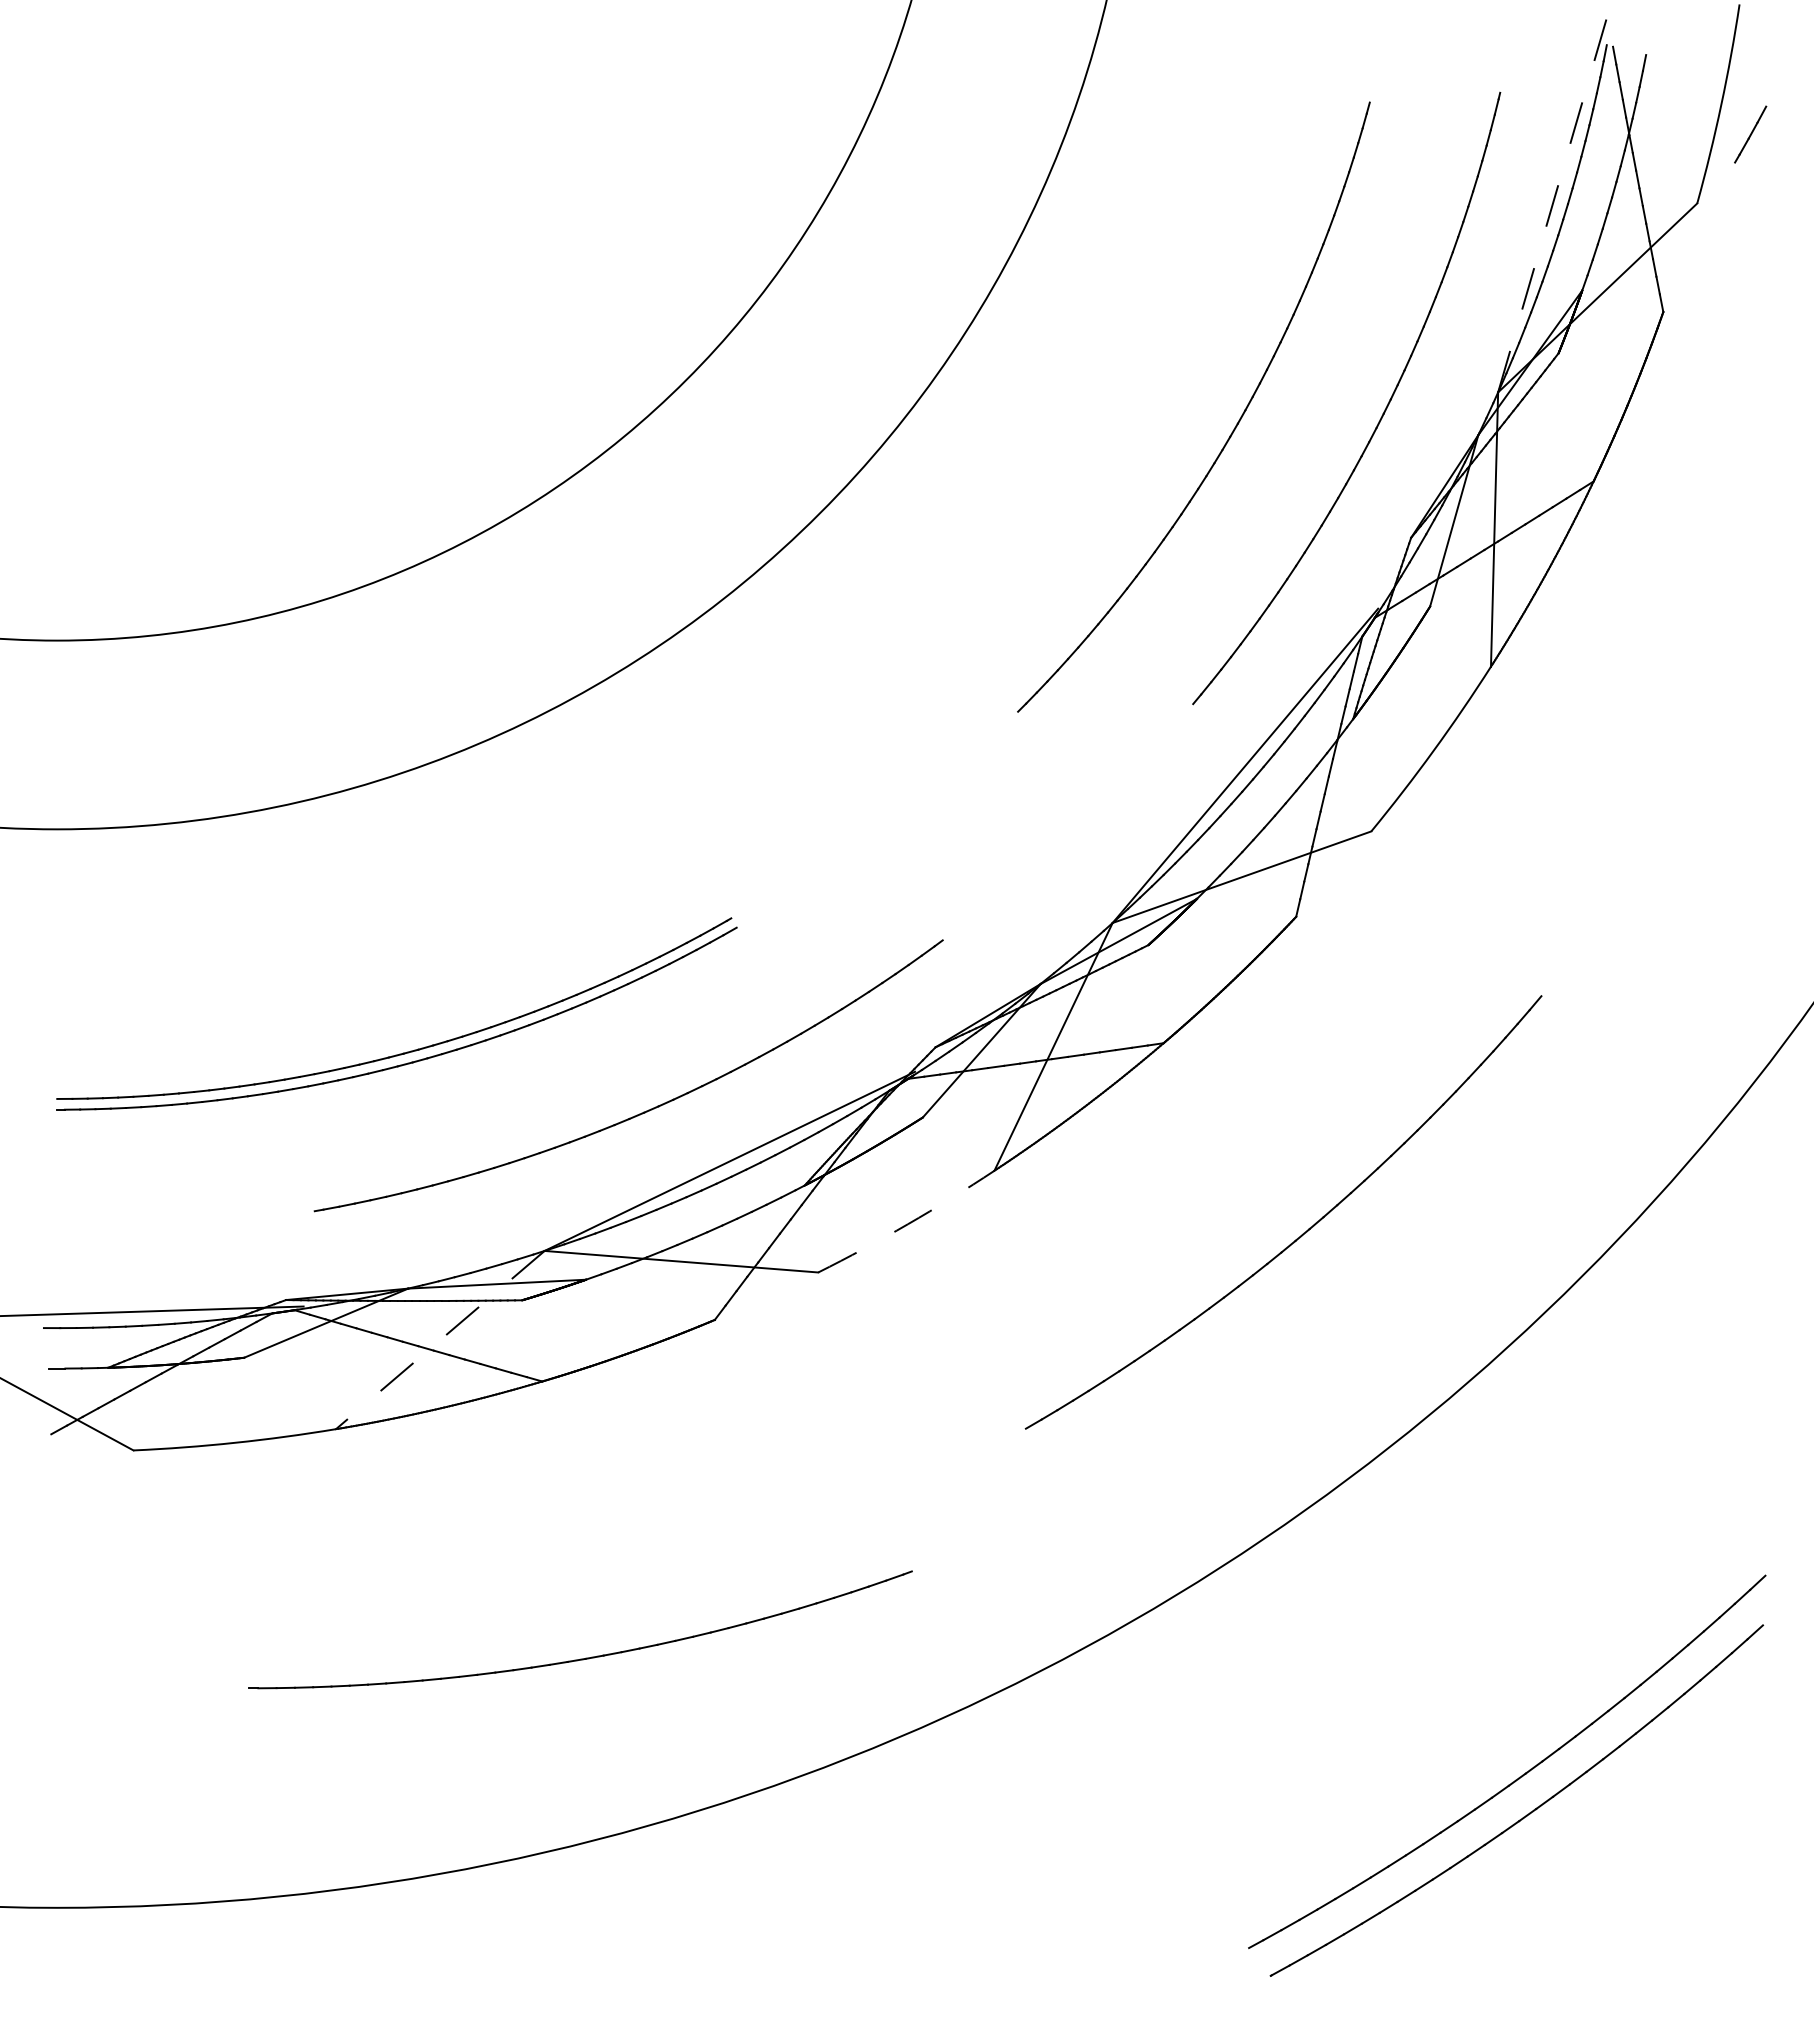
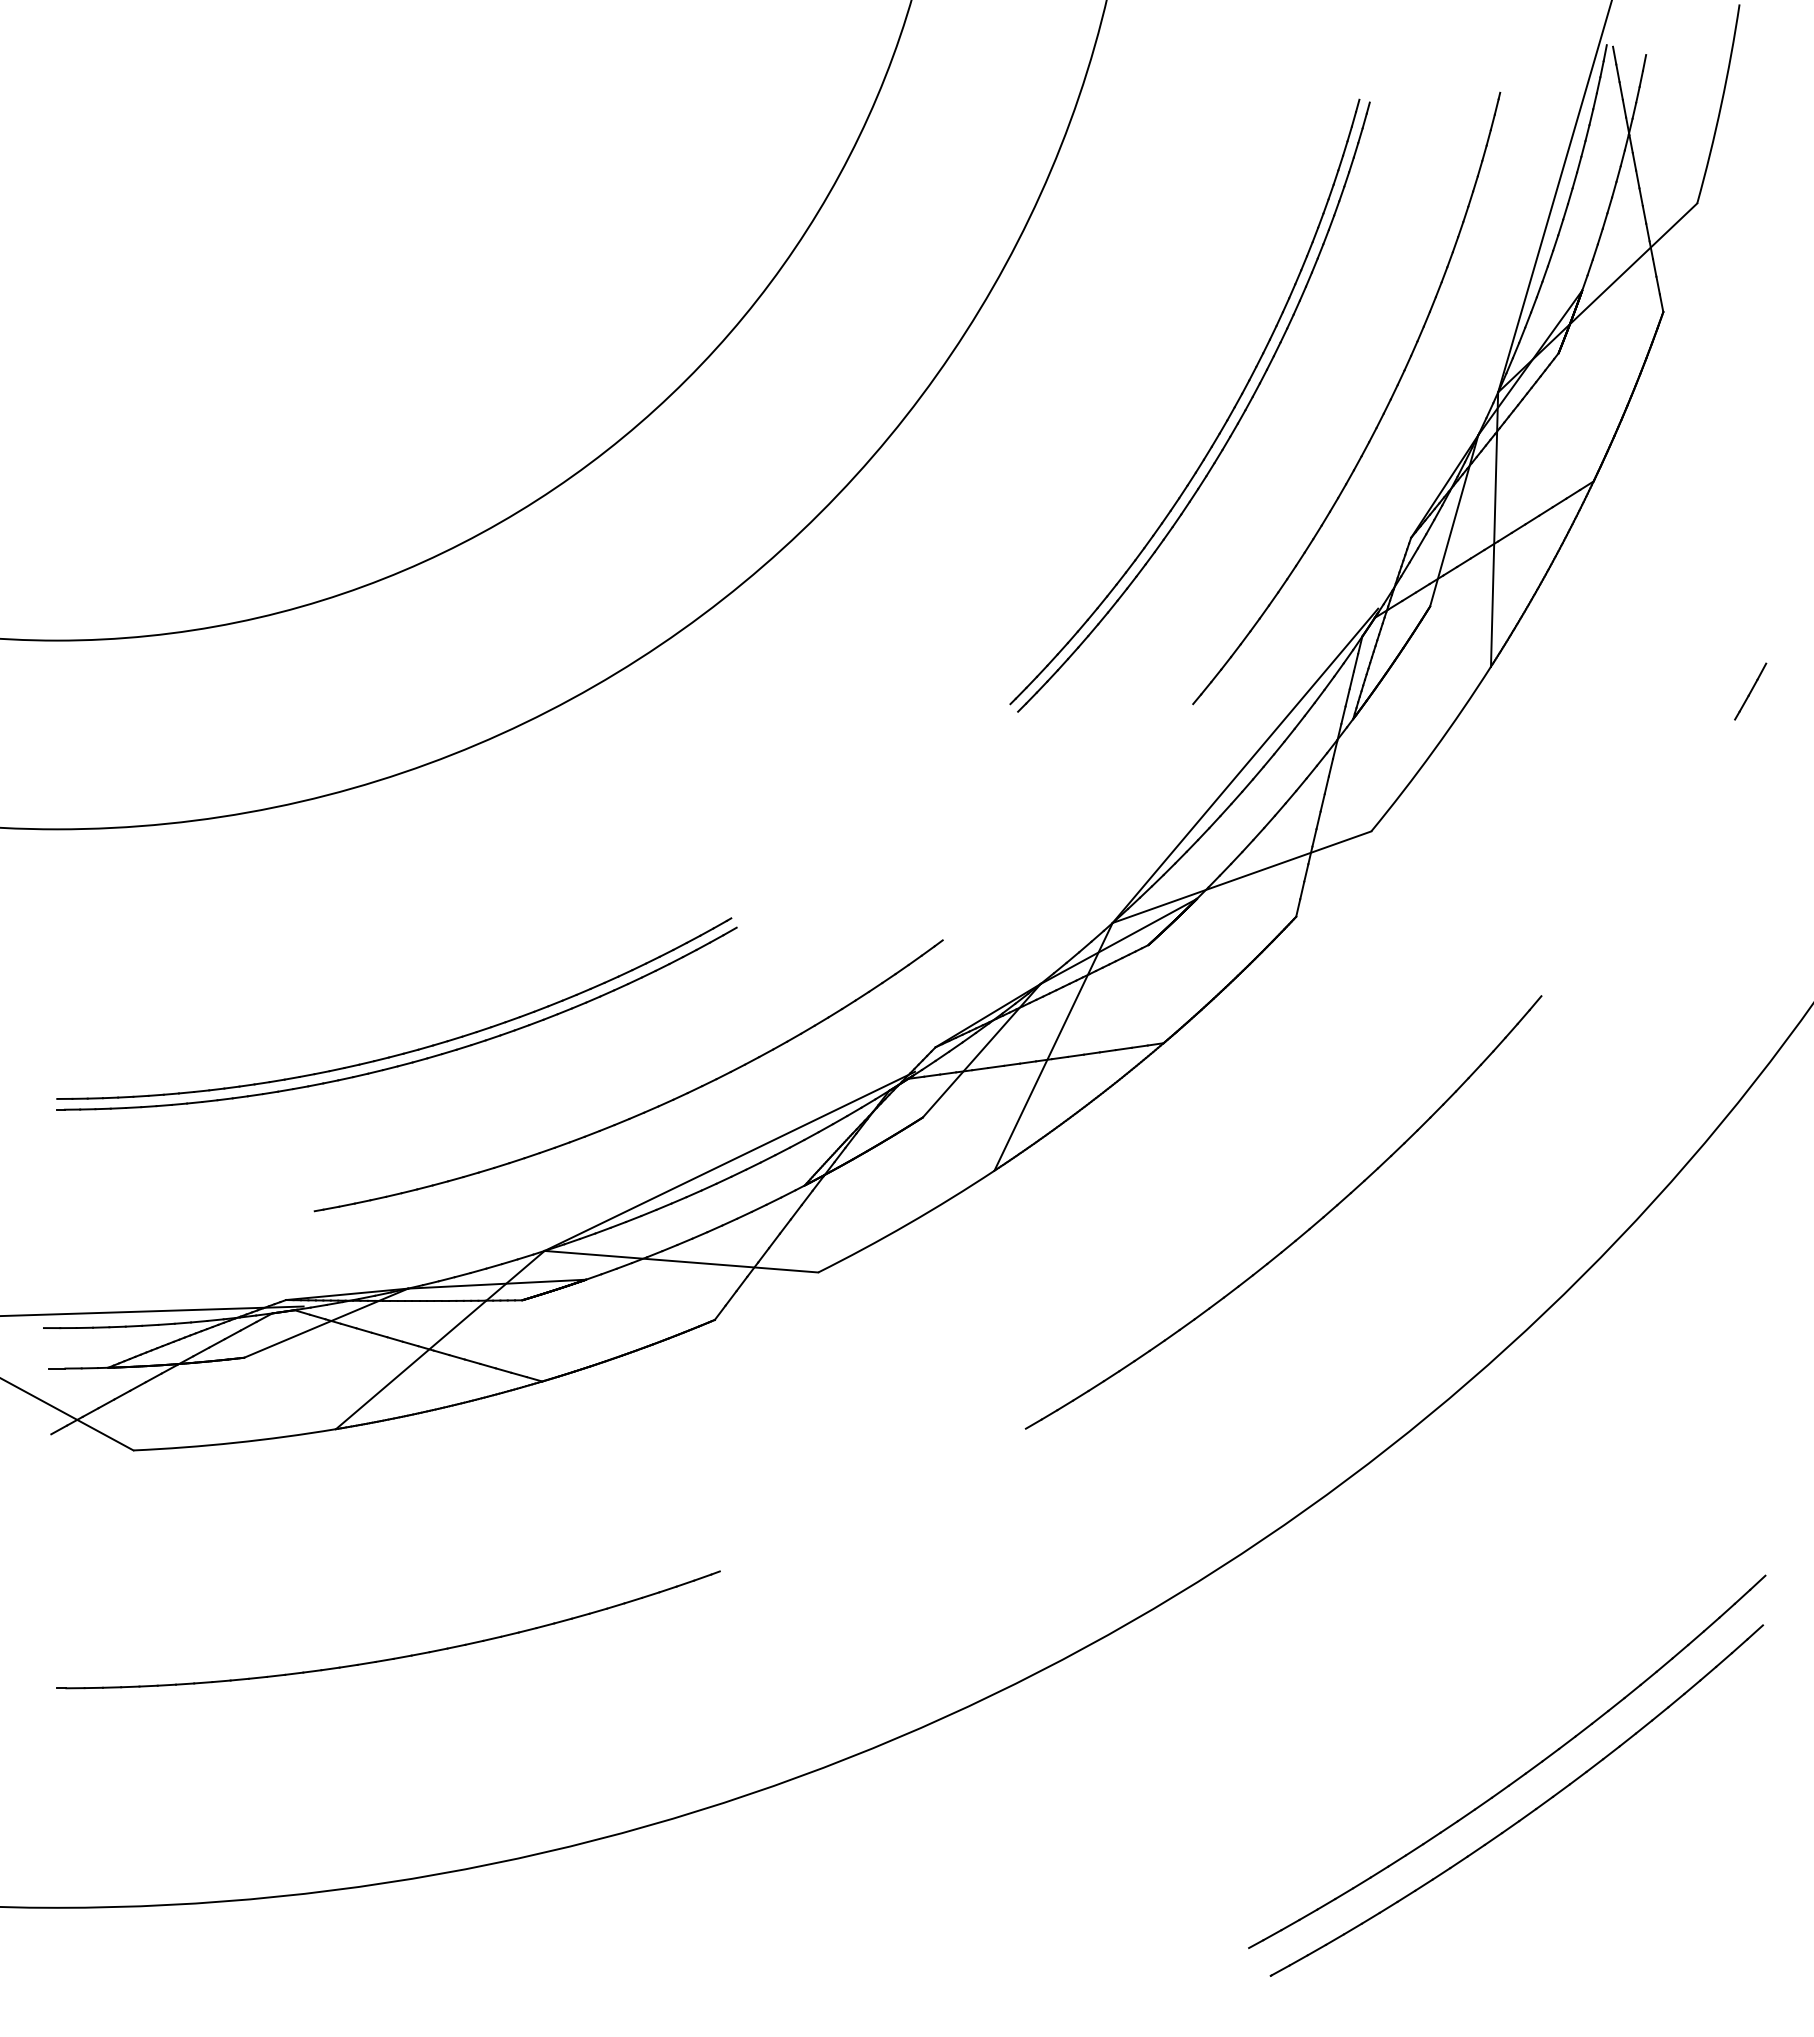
line position: (1750, 134) -> (1750, 691) (1750, 691)
line: dashed -> solid (1555, 195)
part: none -> present (1223, 424)
arc: dashed -> solid (907, 1224)
line: dashed -> solid (439, 1340)
part position: (585, 1657) -> (393, 1657) (393, 1657)
